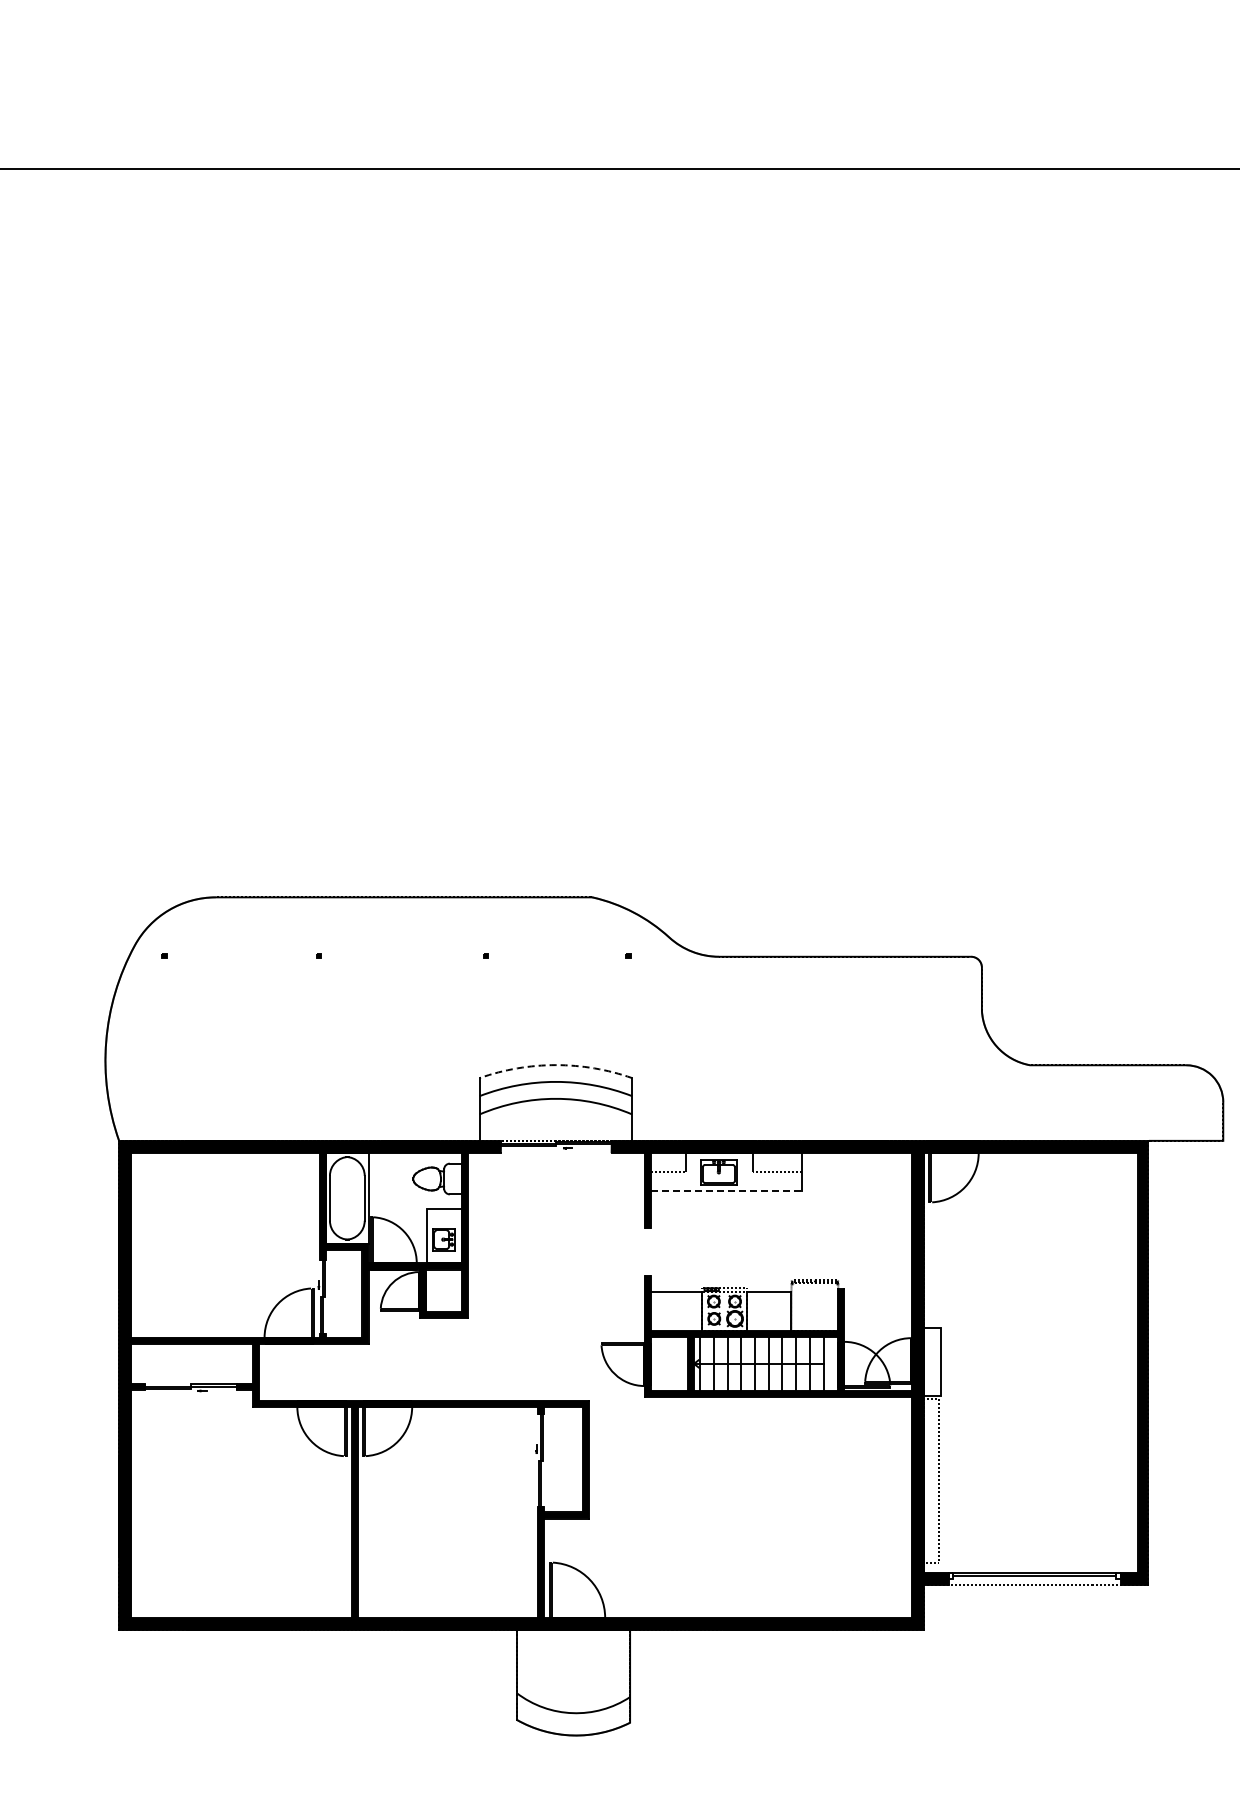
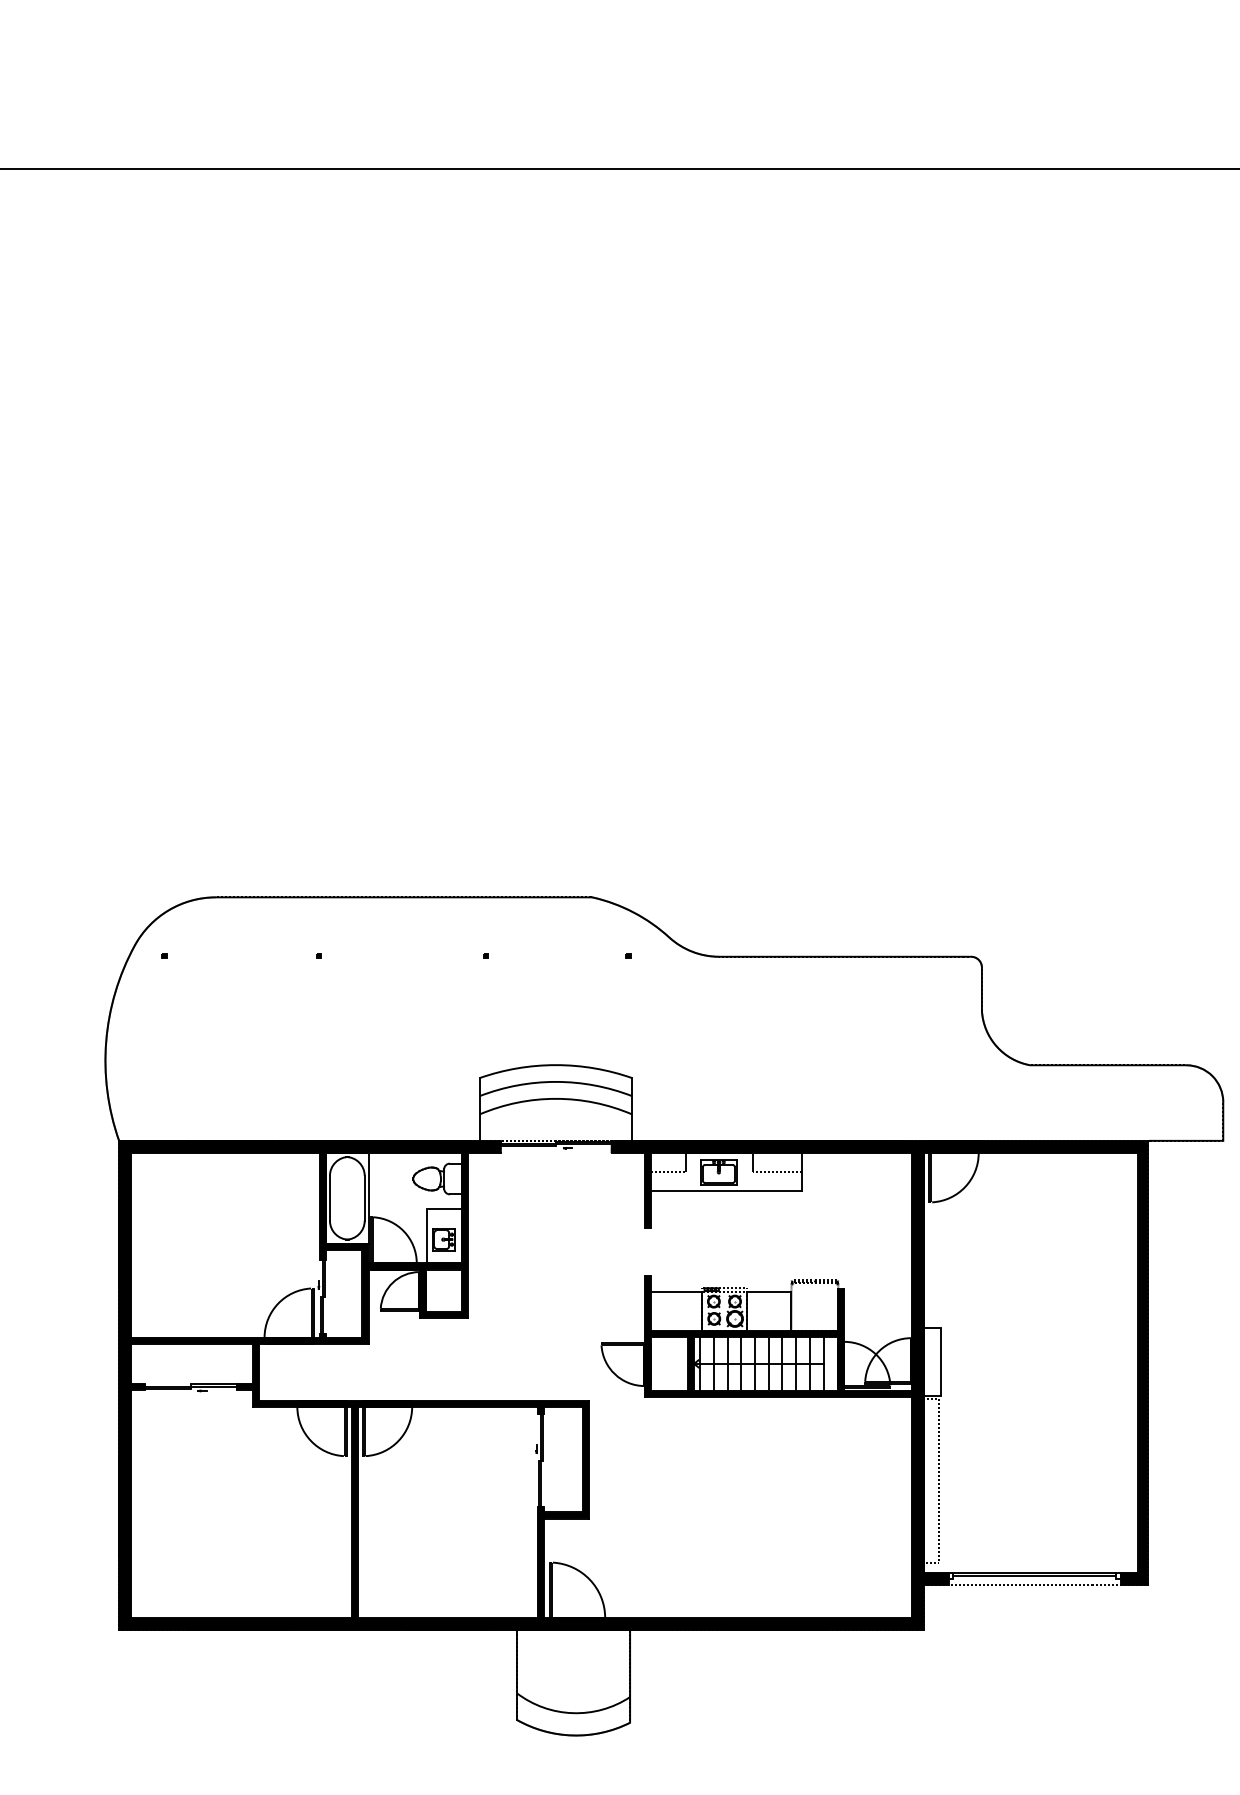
arc: dashed -> solid (555, 1065)
line: dashed -> solid (726, 1190)
